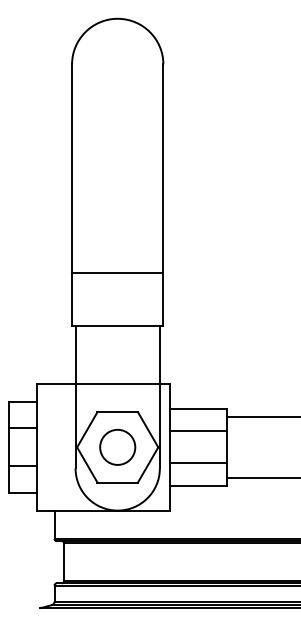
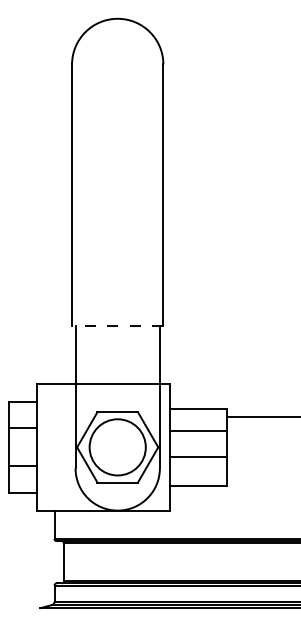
line: present -> none (117, 272)
line: solid -> dashed (117, 326)
circle diameter: 35 px -> 56 px (117, 447)
line position: (198, 463) -> (198, 457) (198, 457)
line: present -> none (261, 477)
